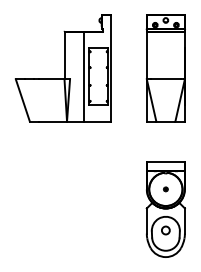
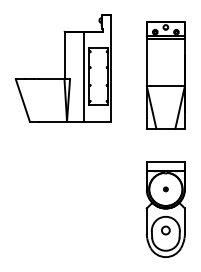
part position: (165, 68) -> (165, 75) (165, 75)
